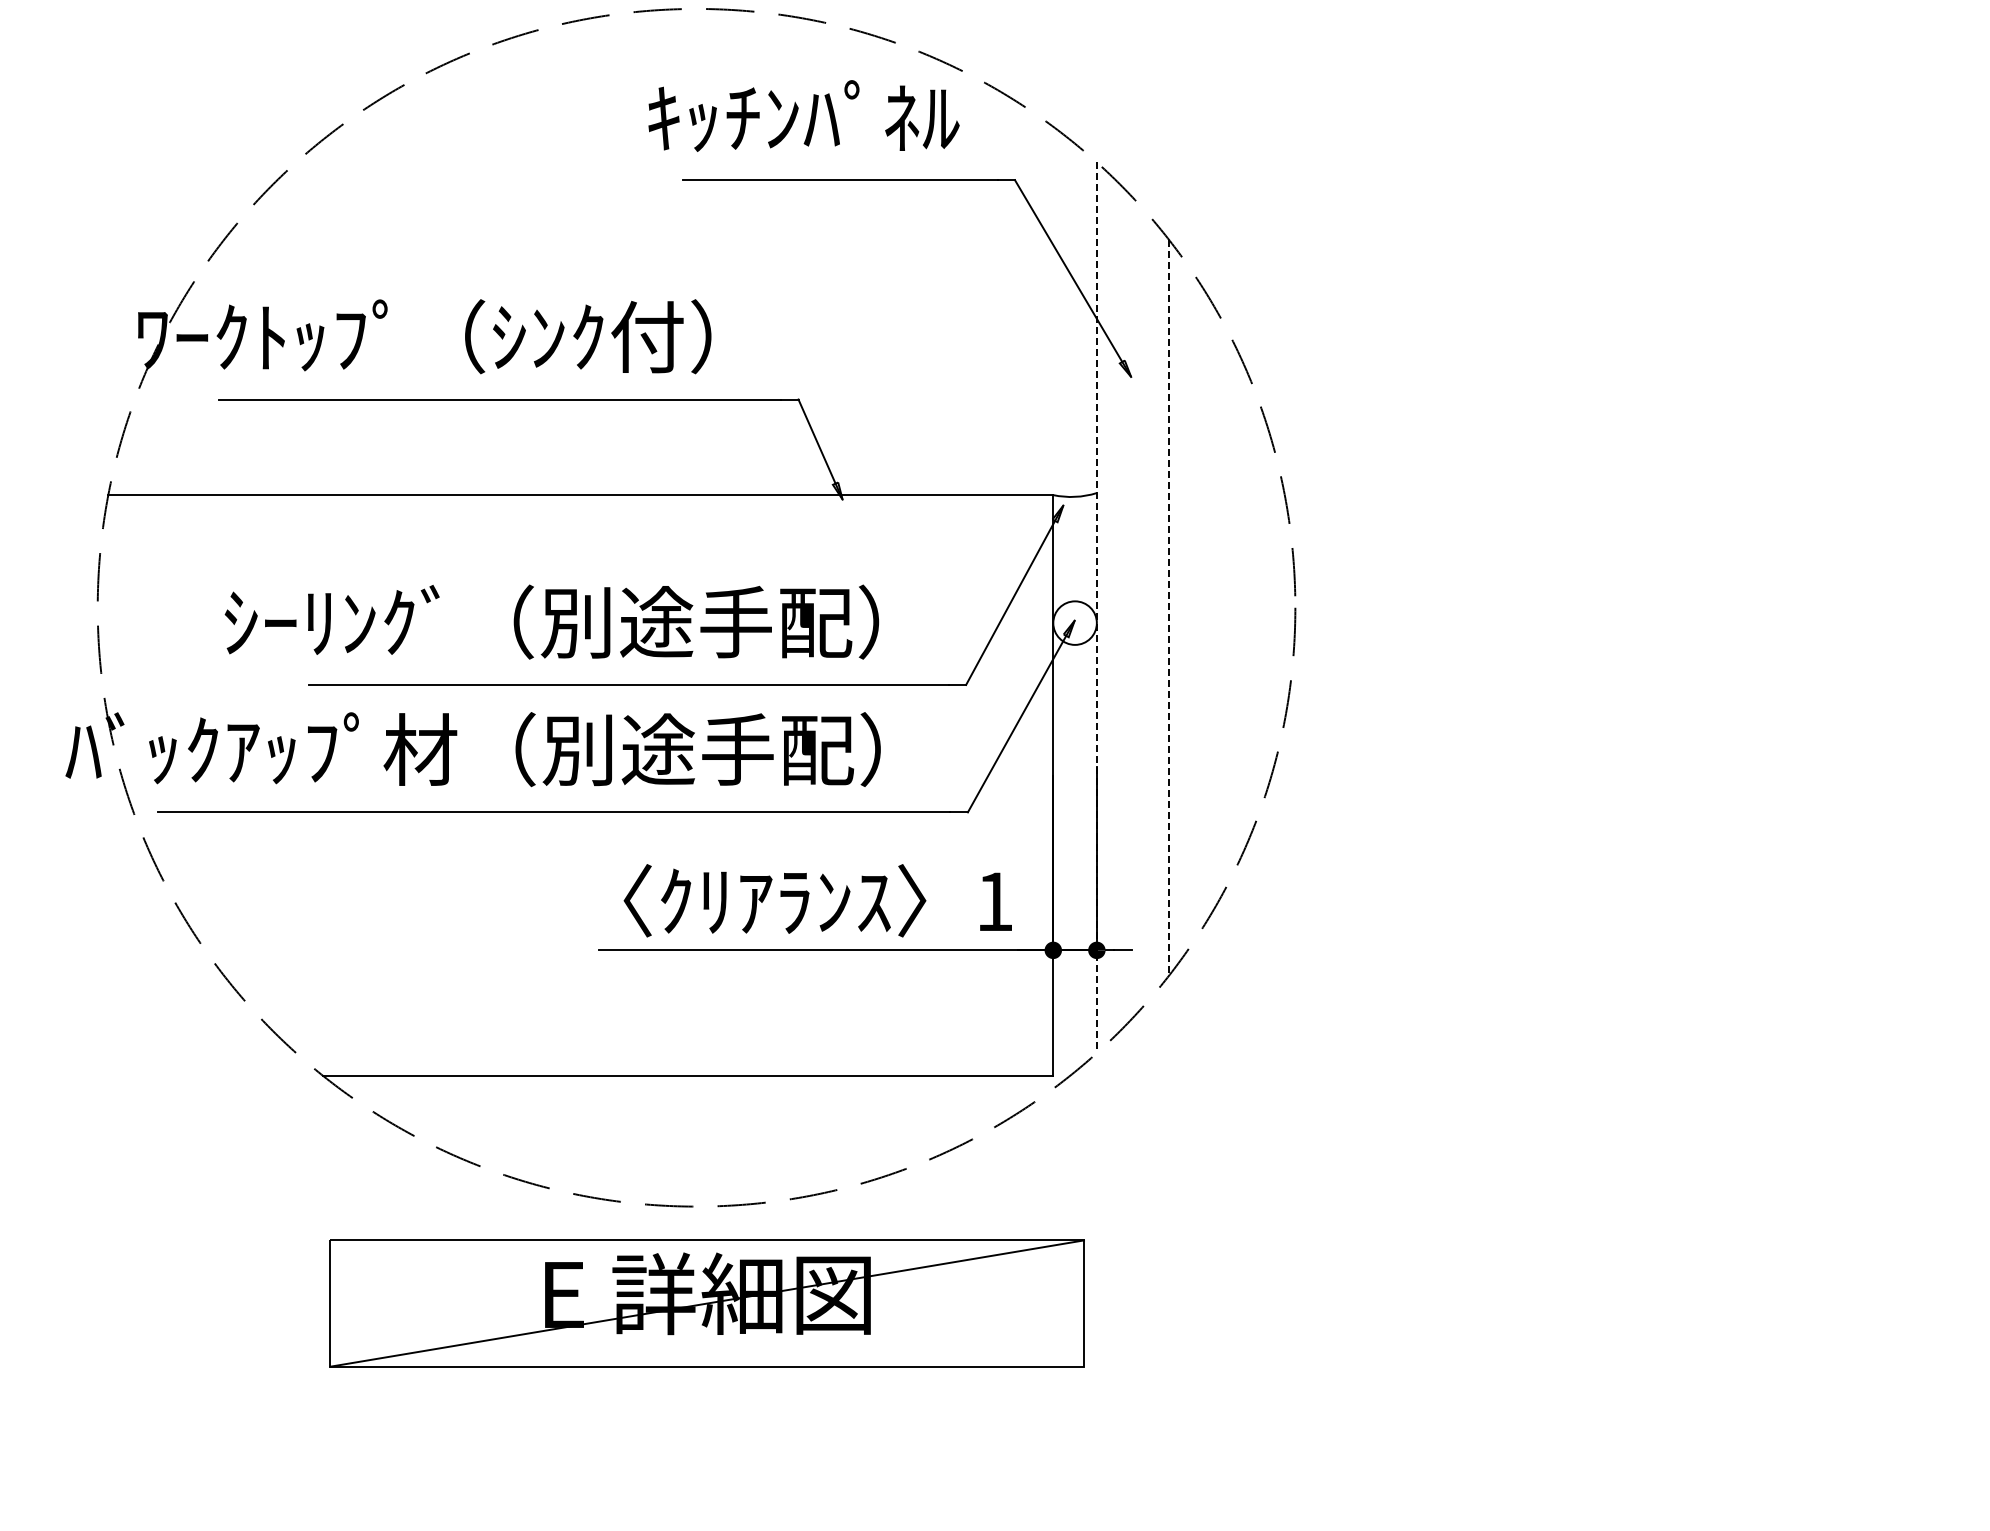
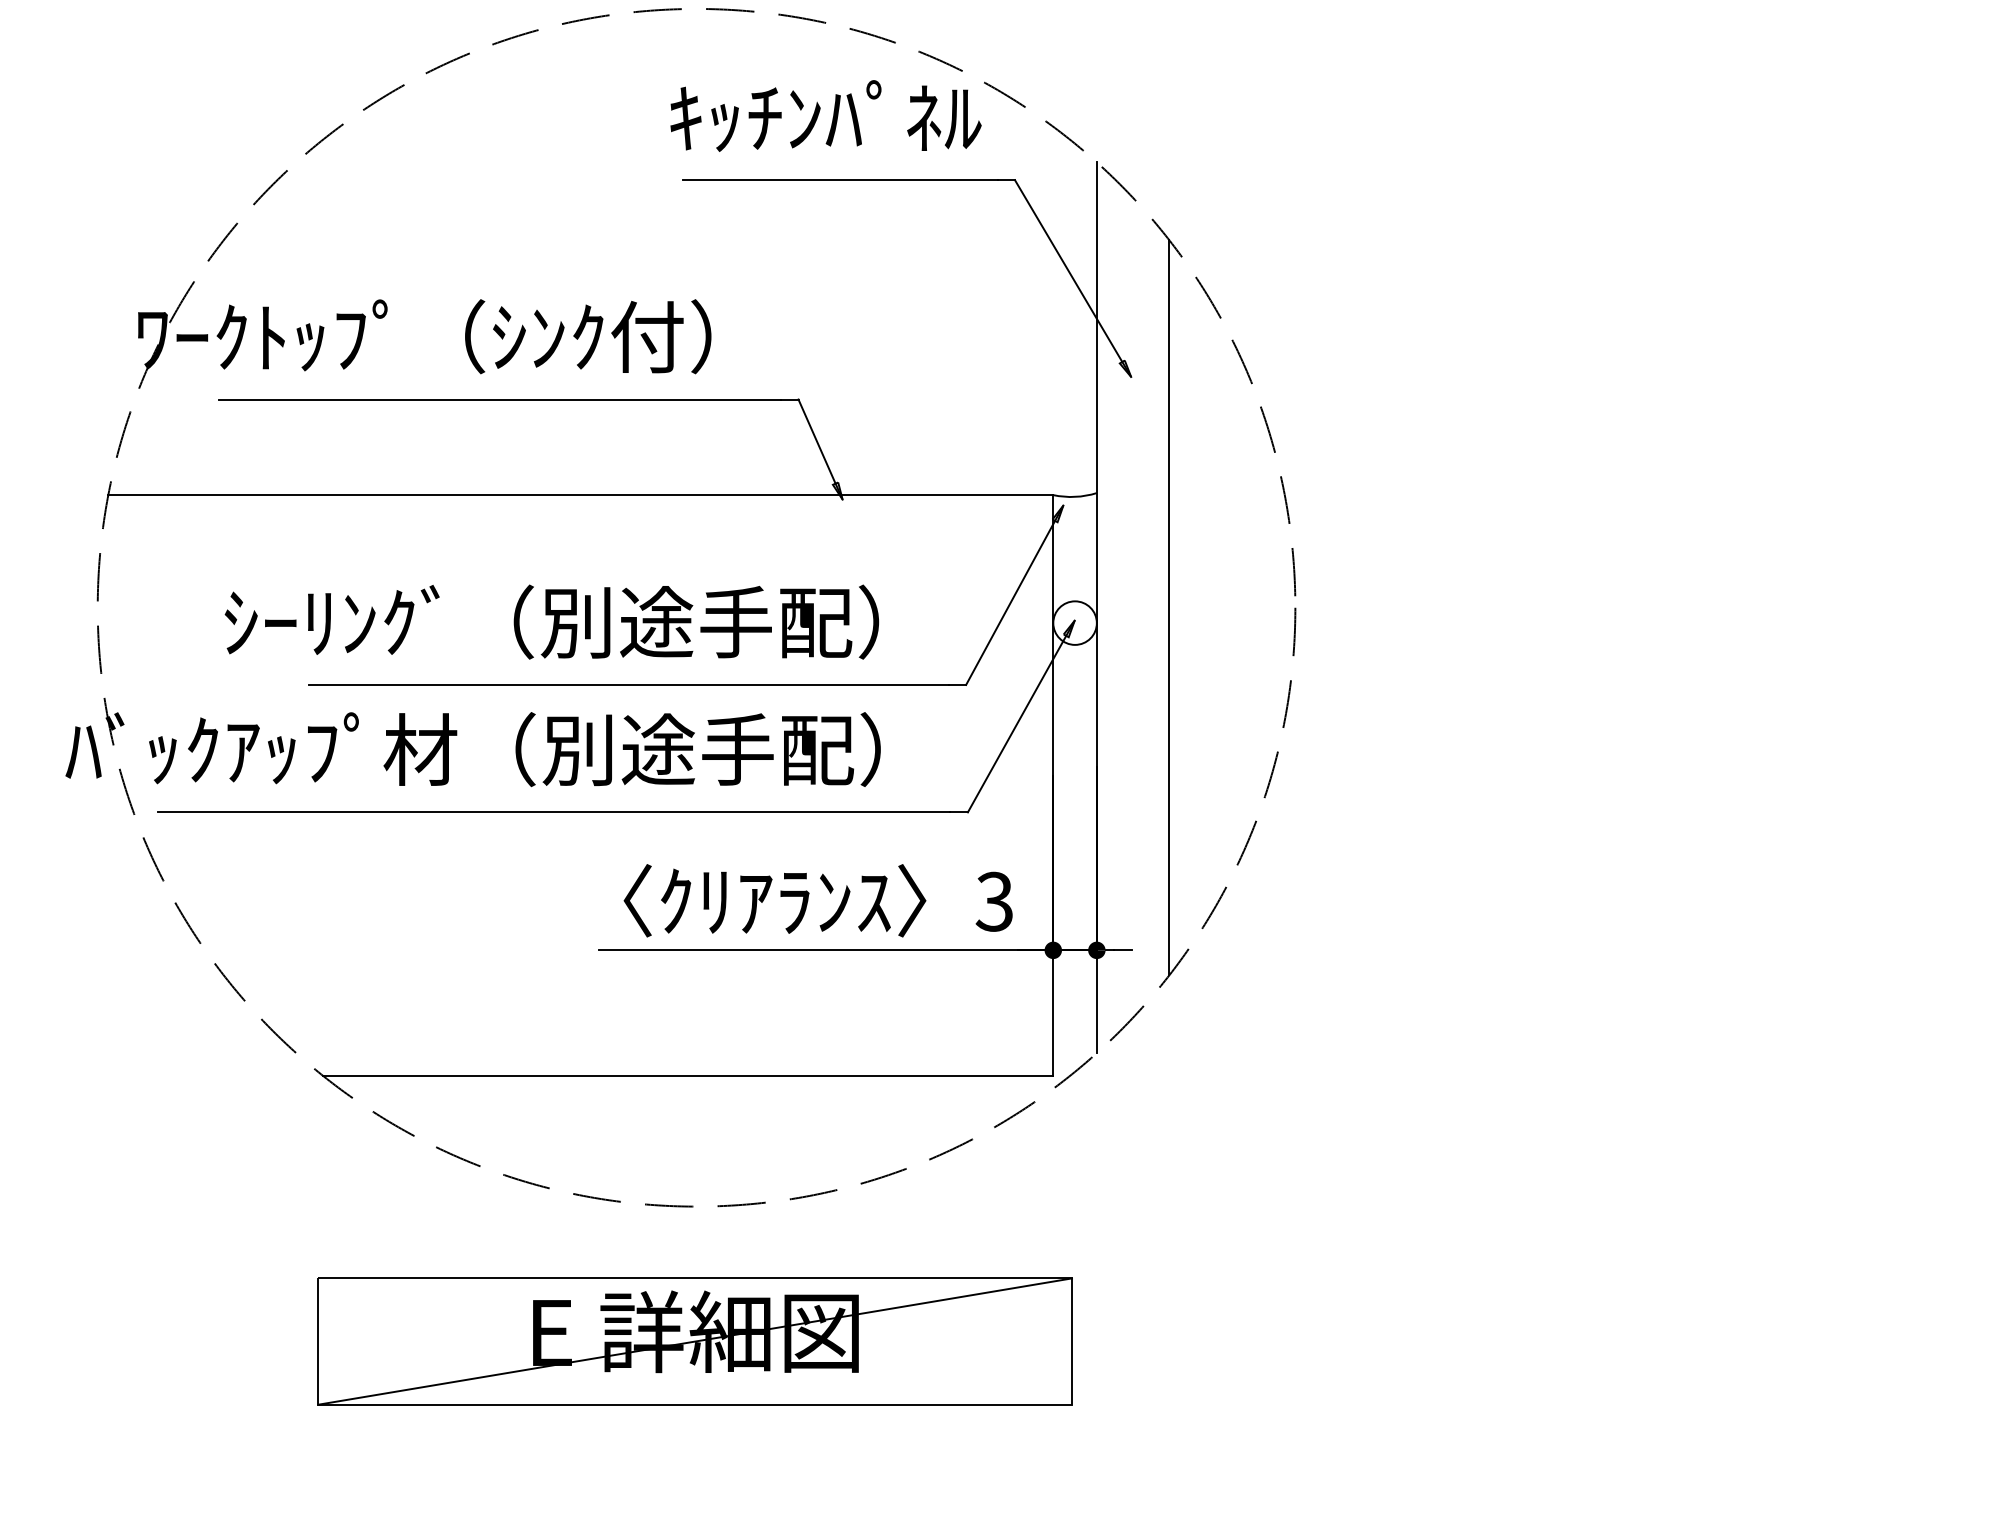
text position: (803, 115) -> (825, 115) (825, 115)
line: dashed -> solid (1096, 608)
line: dashed -> solid (1169, 608)
text: 1 -> 3 (993, 901)
part position: (706, 1303) -> (694, 1341) (694, 1341)
